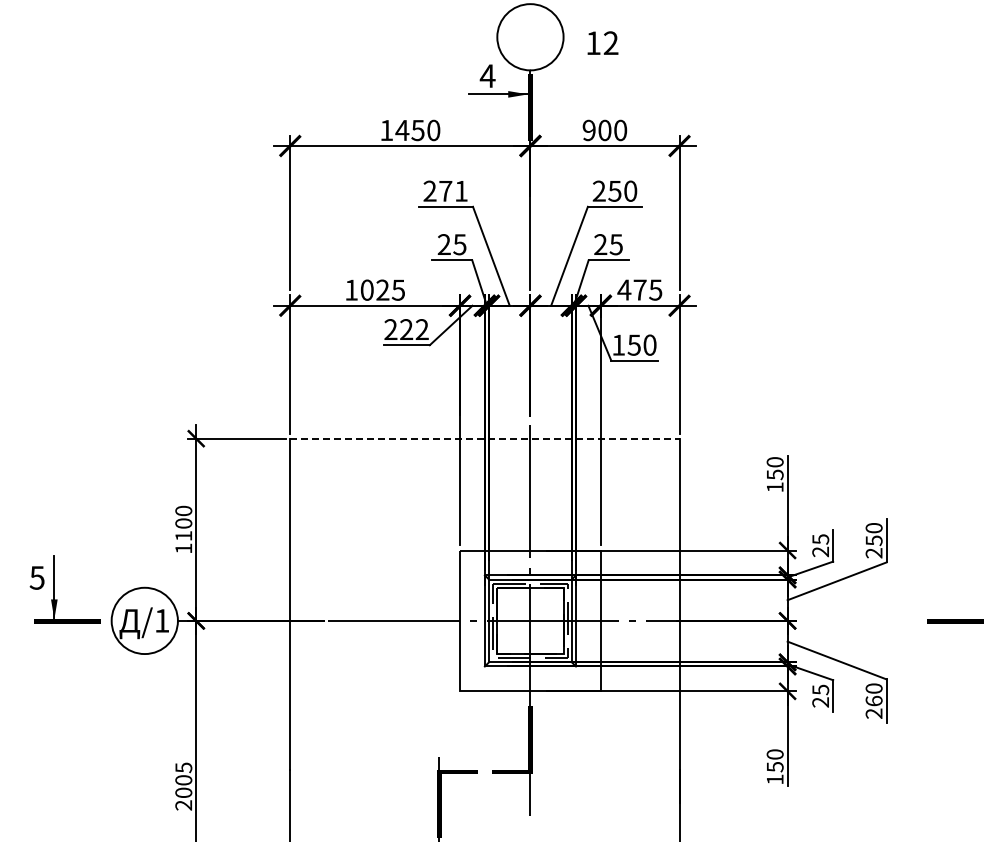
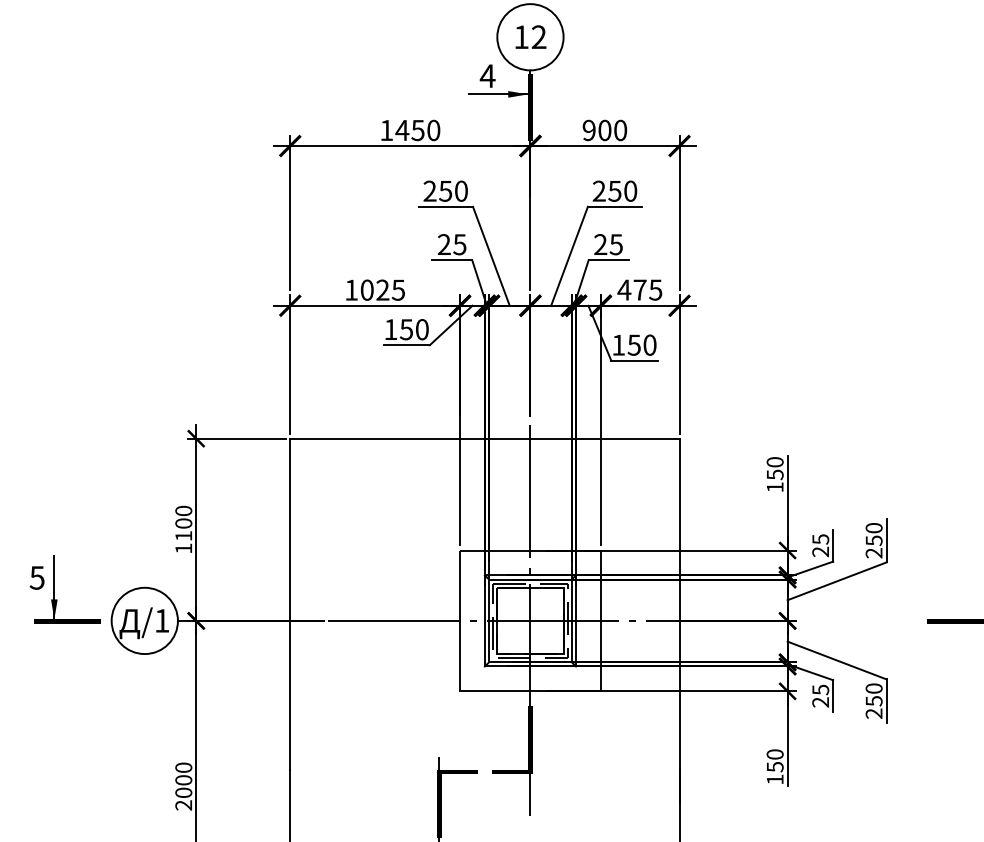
text position: (602, 42) -> (530, 36) (530, 36)
text: 271 -> 250 (453, 190)
text: 222 -> 150 (406, 329)
line: dashed -> solid (484, 438)
text: 260 -> 250 (873, 700)
text: 2005 -> 2000 (183, 767)
